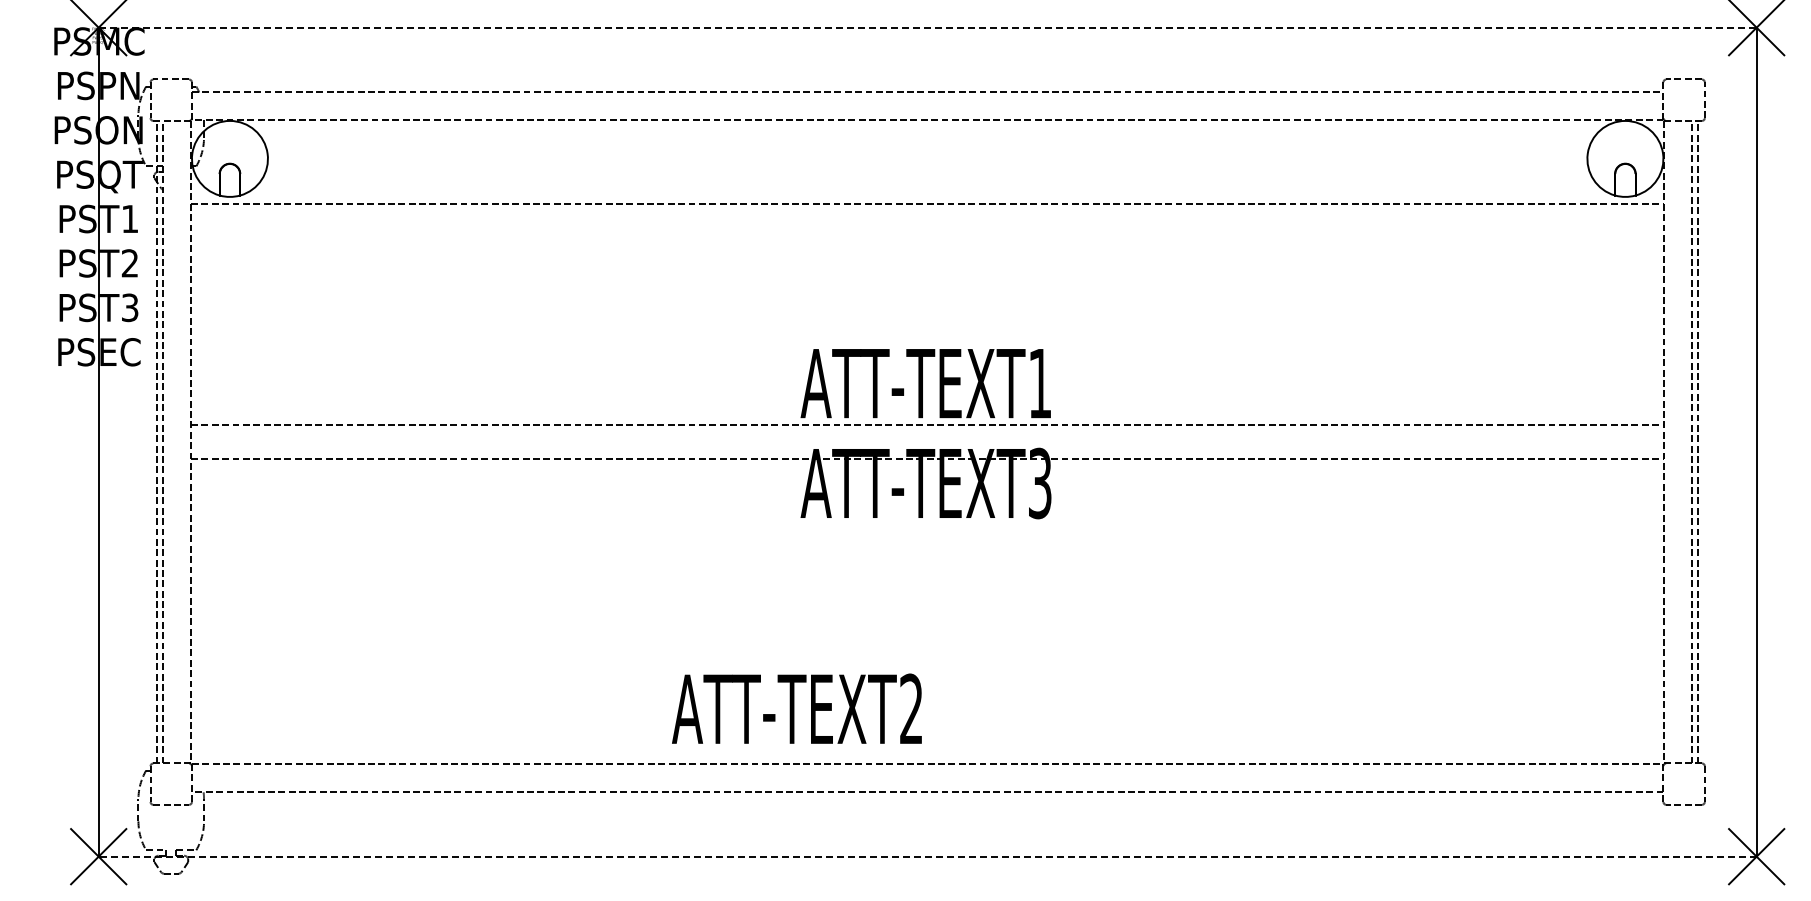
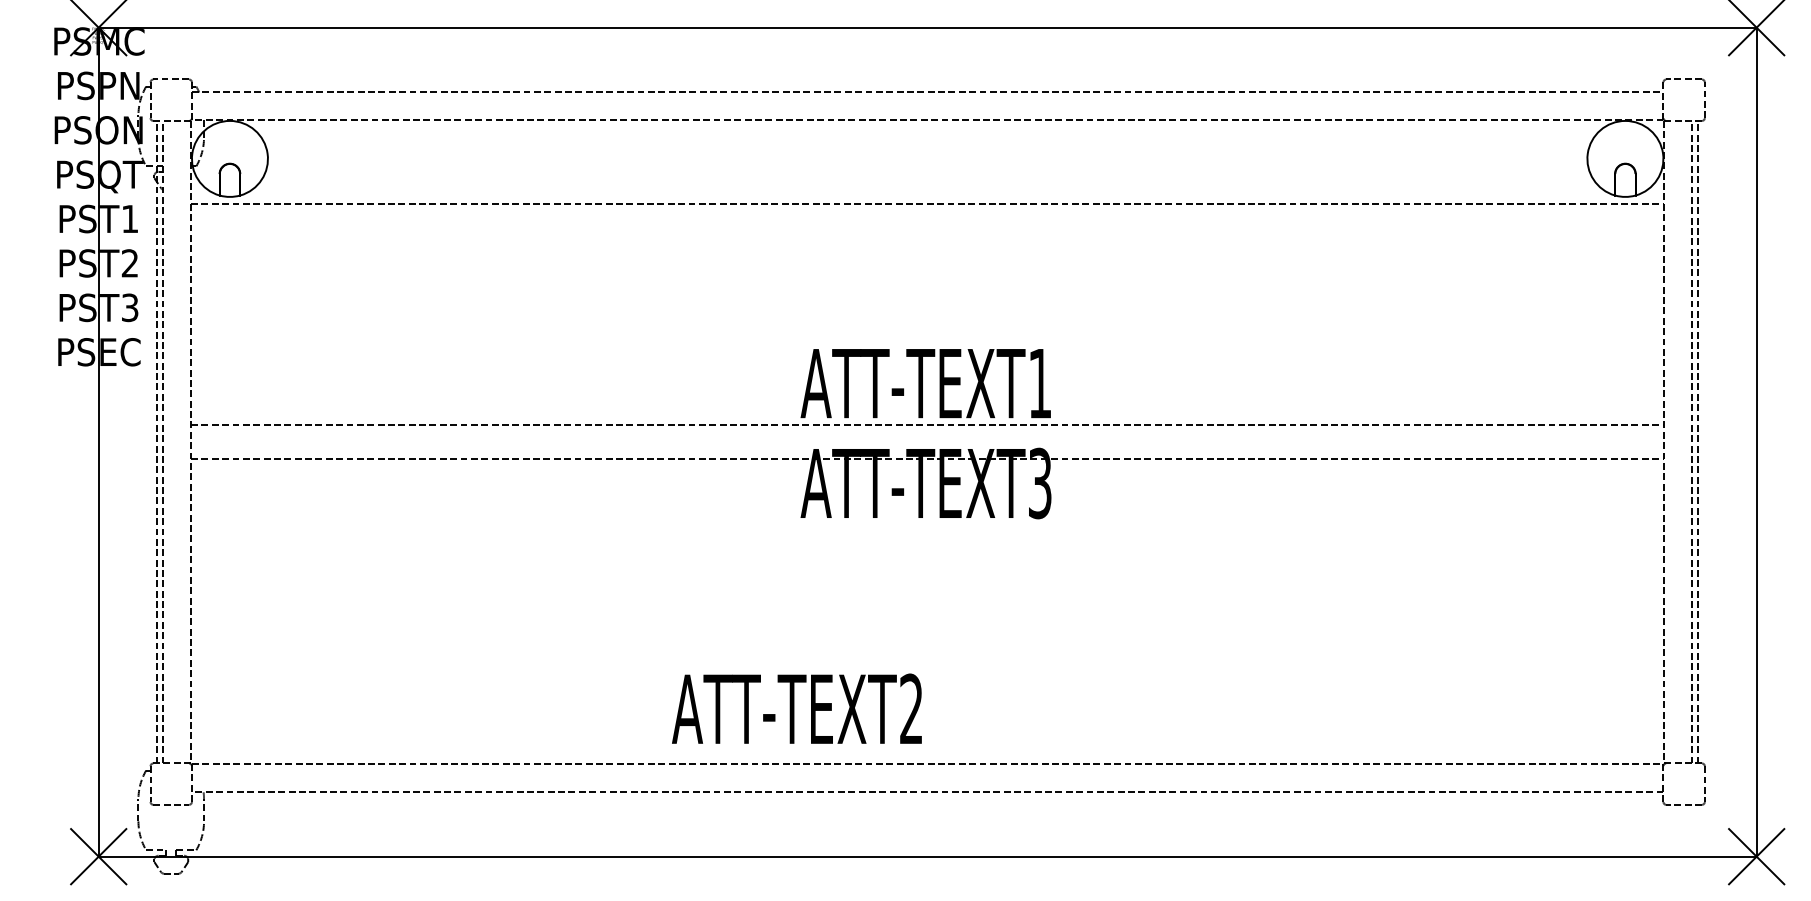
line: dashed -> solid (927, 27)
line: dashed -> solid (927, 856)
